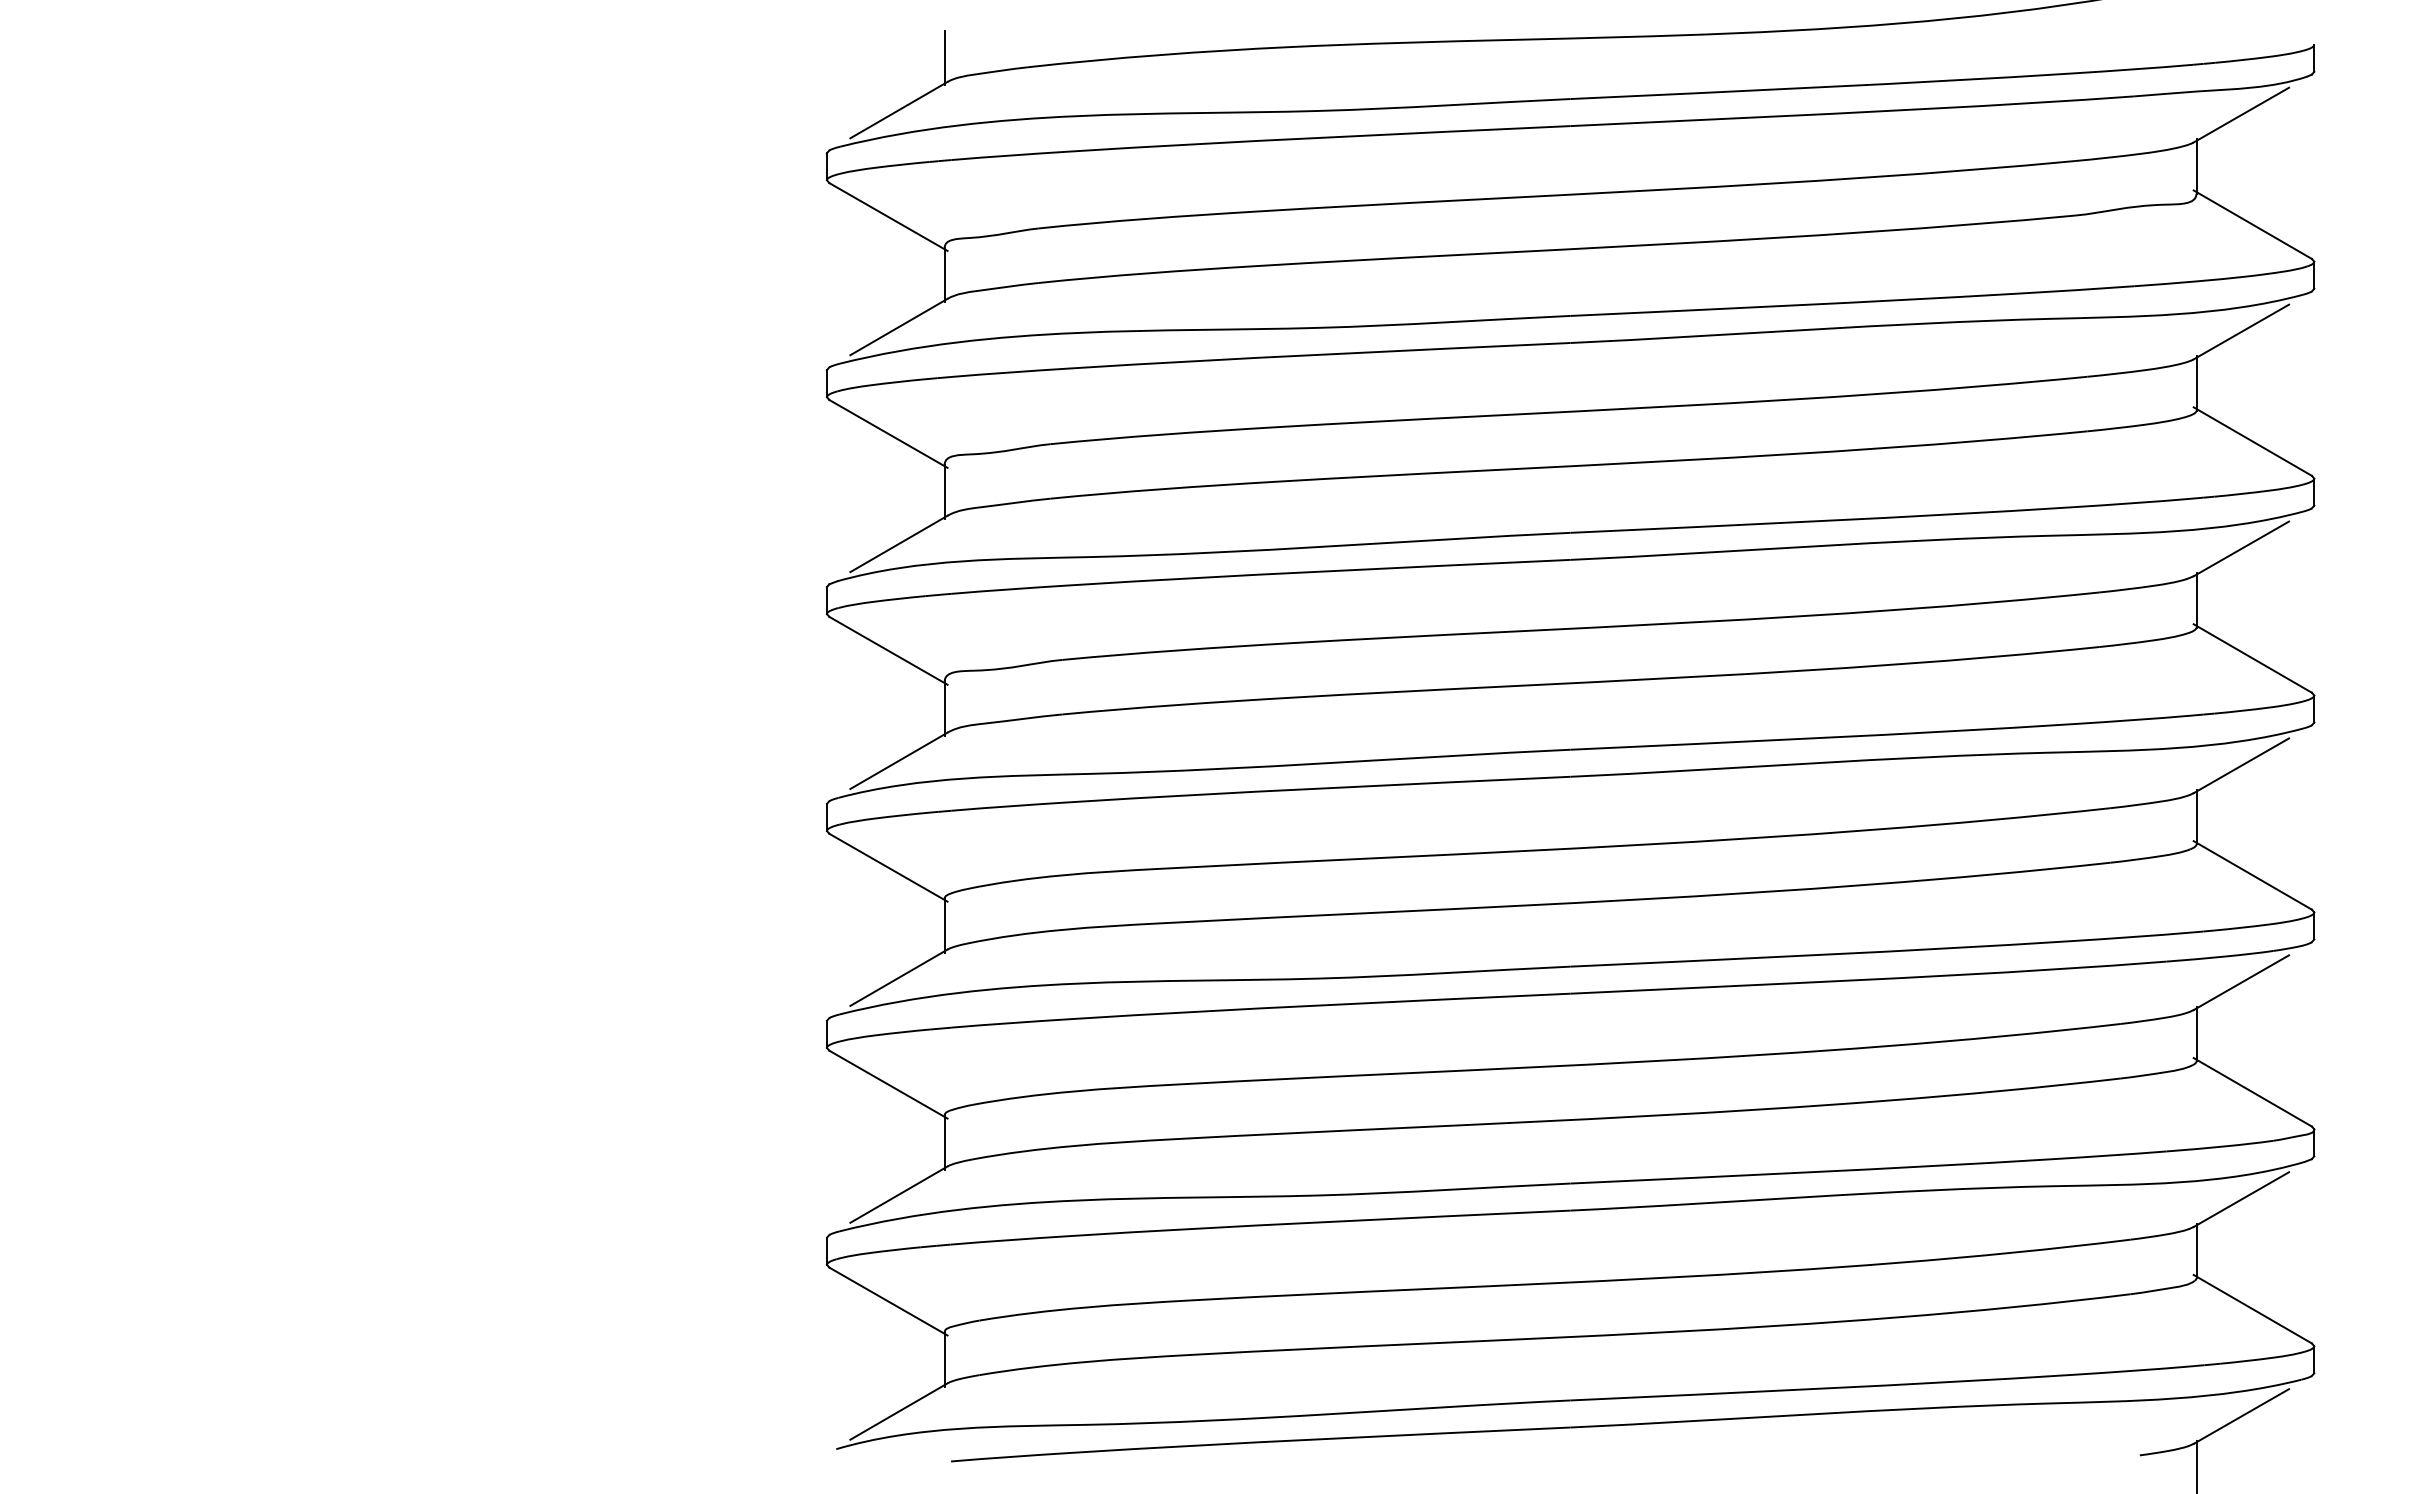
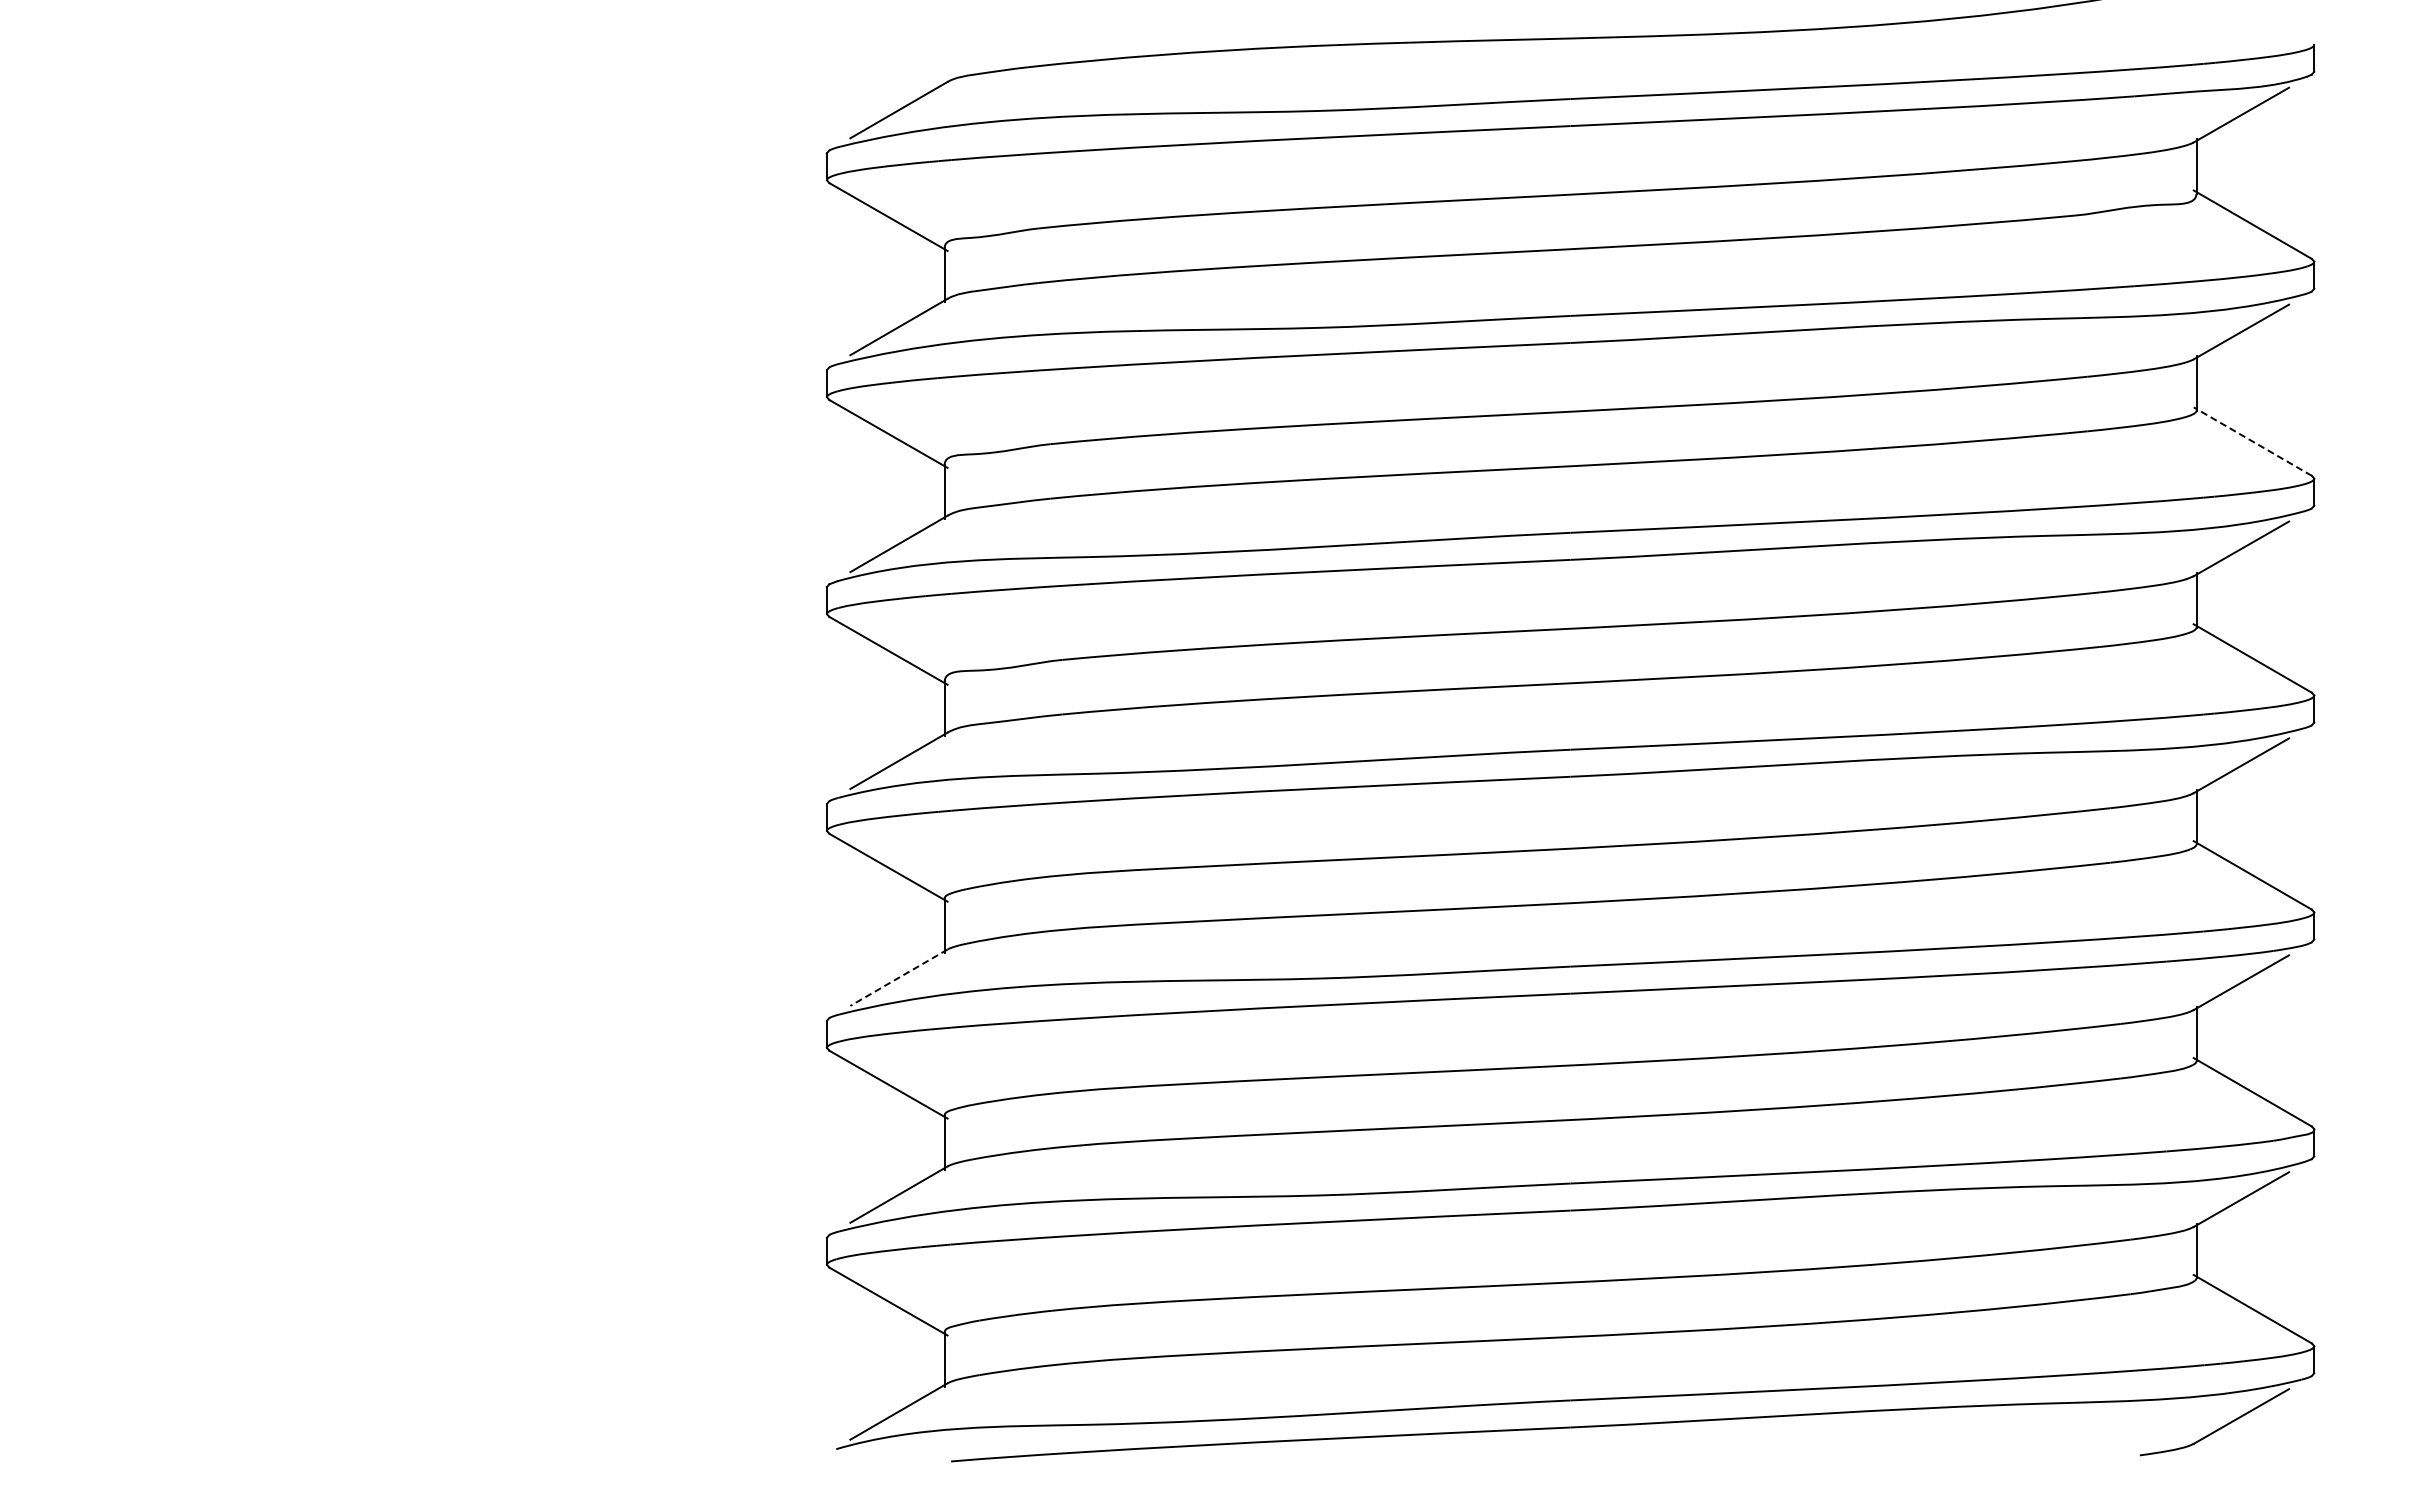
line: present -> none (944, 57)
line: solid -> dashed (2252, 441)
line: solid -> dashed (898, 978)
line: present -> none (2196, 1465)
